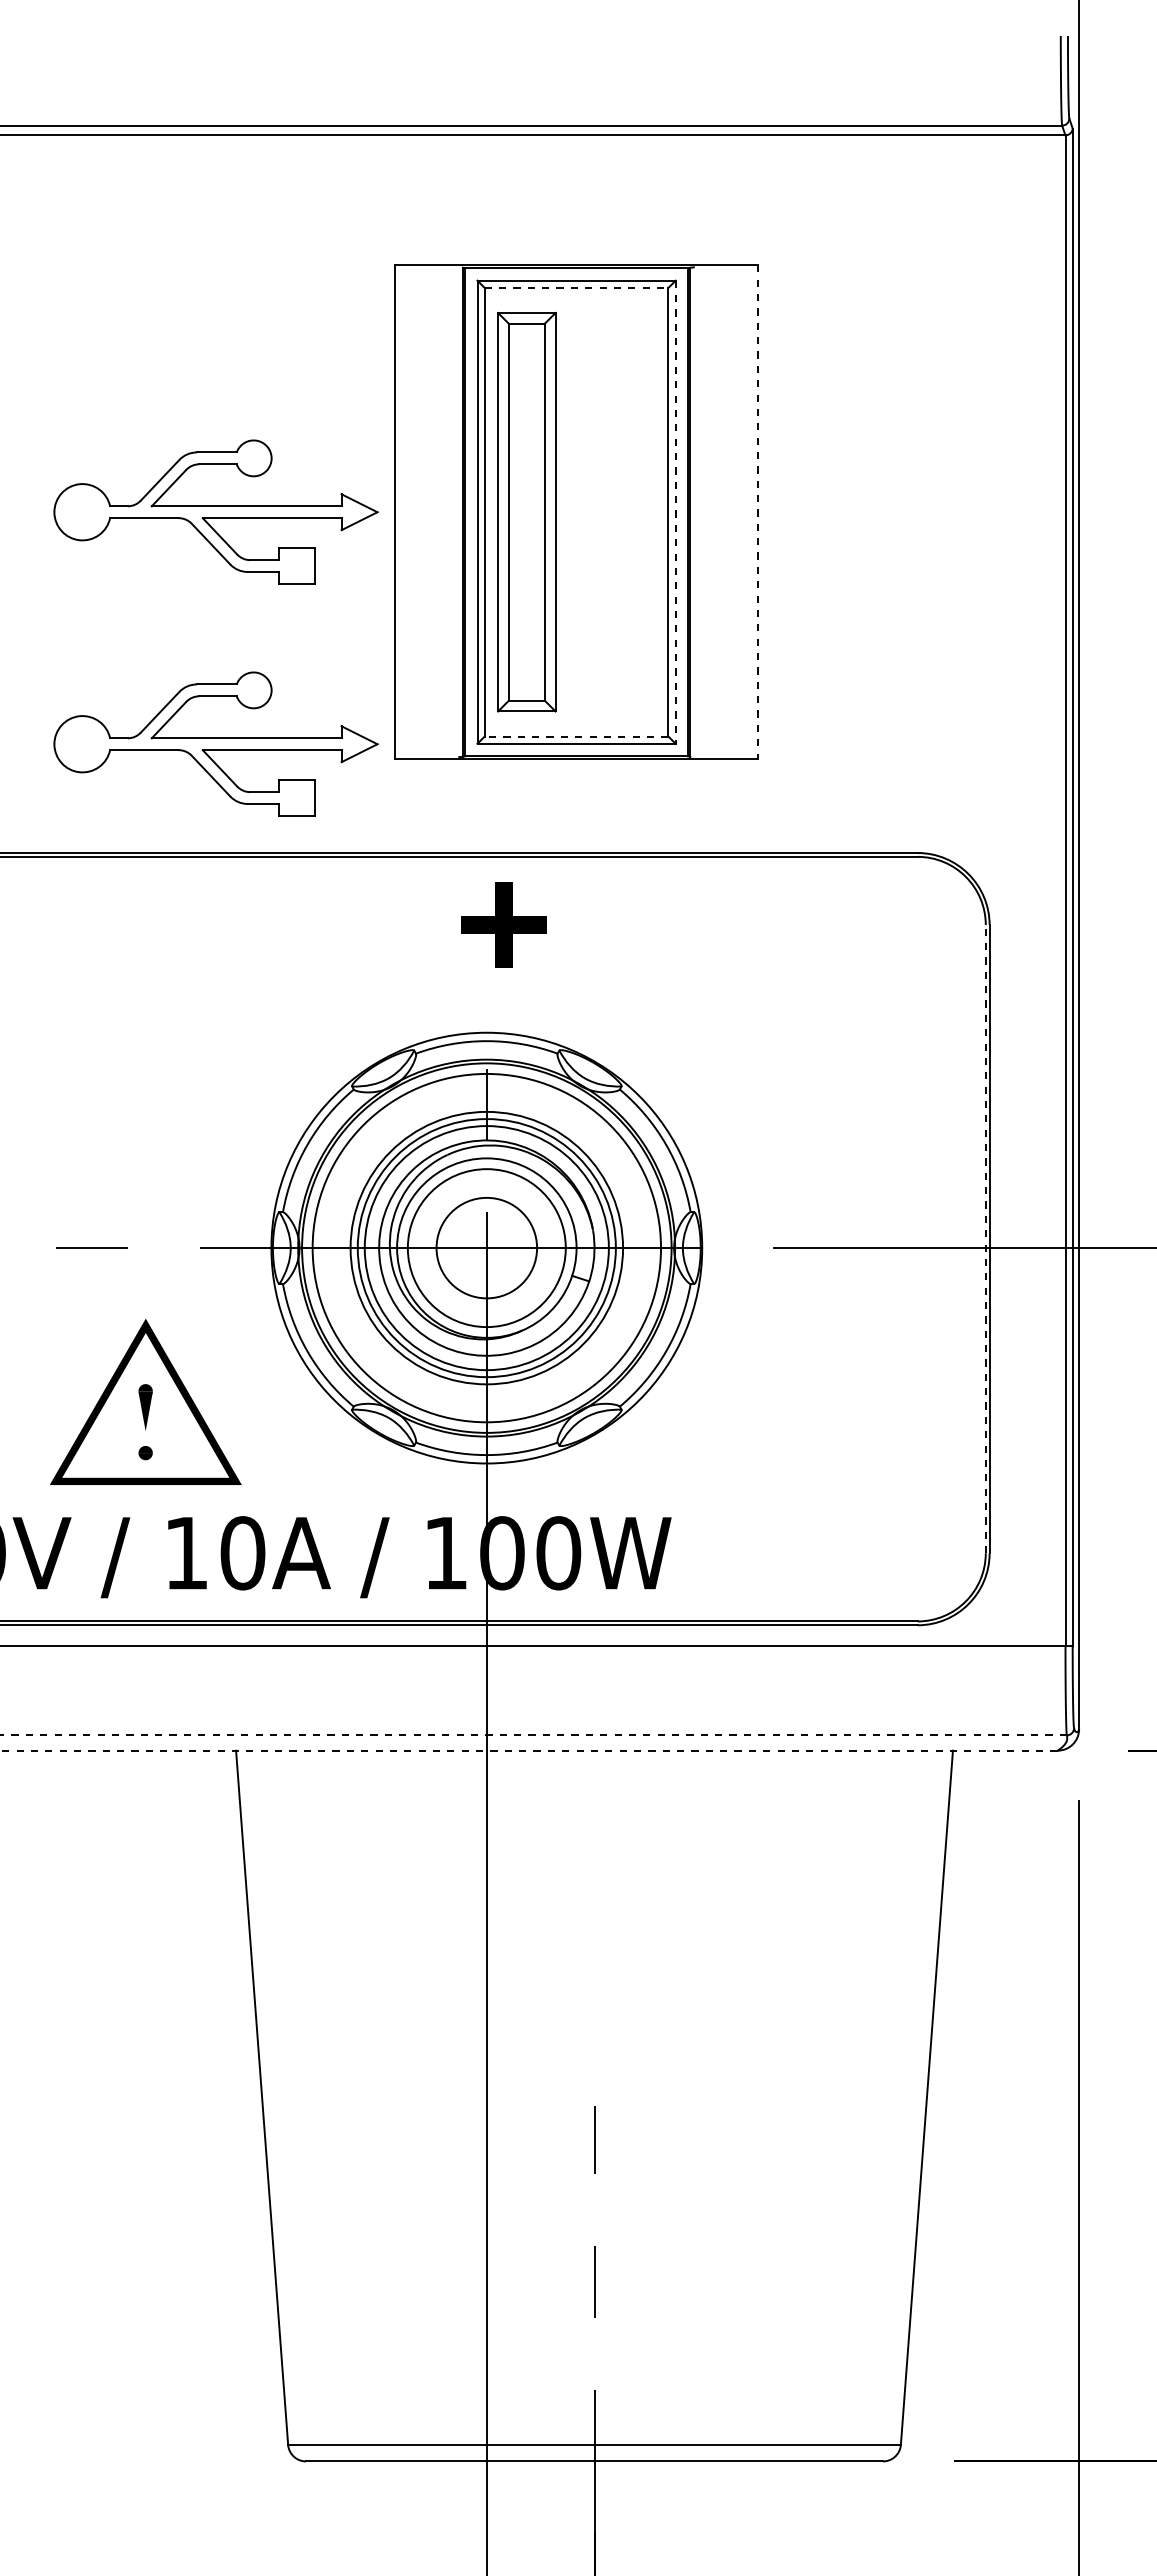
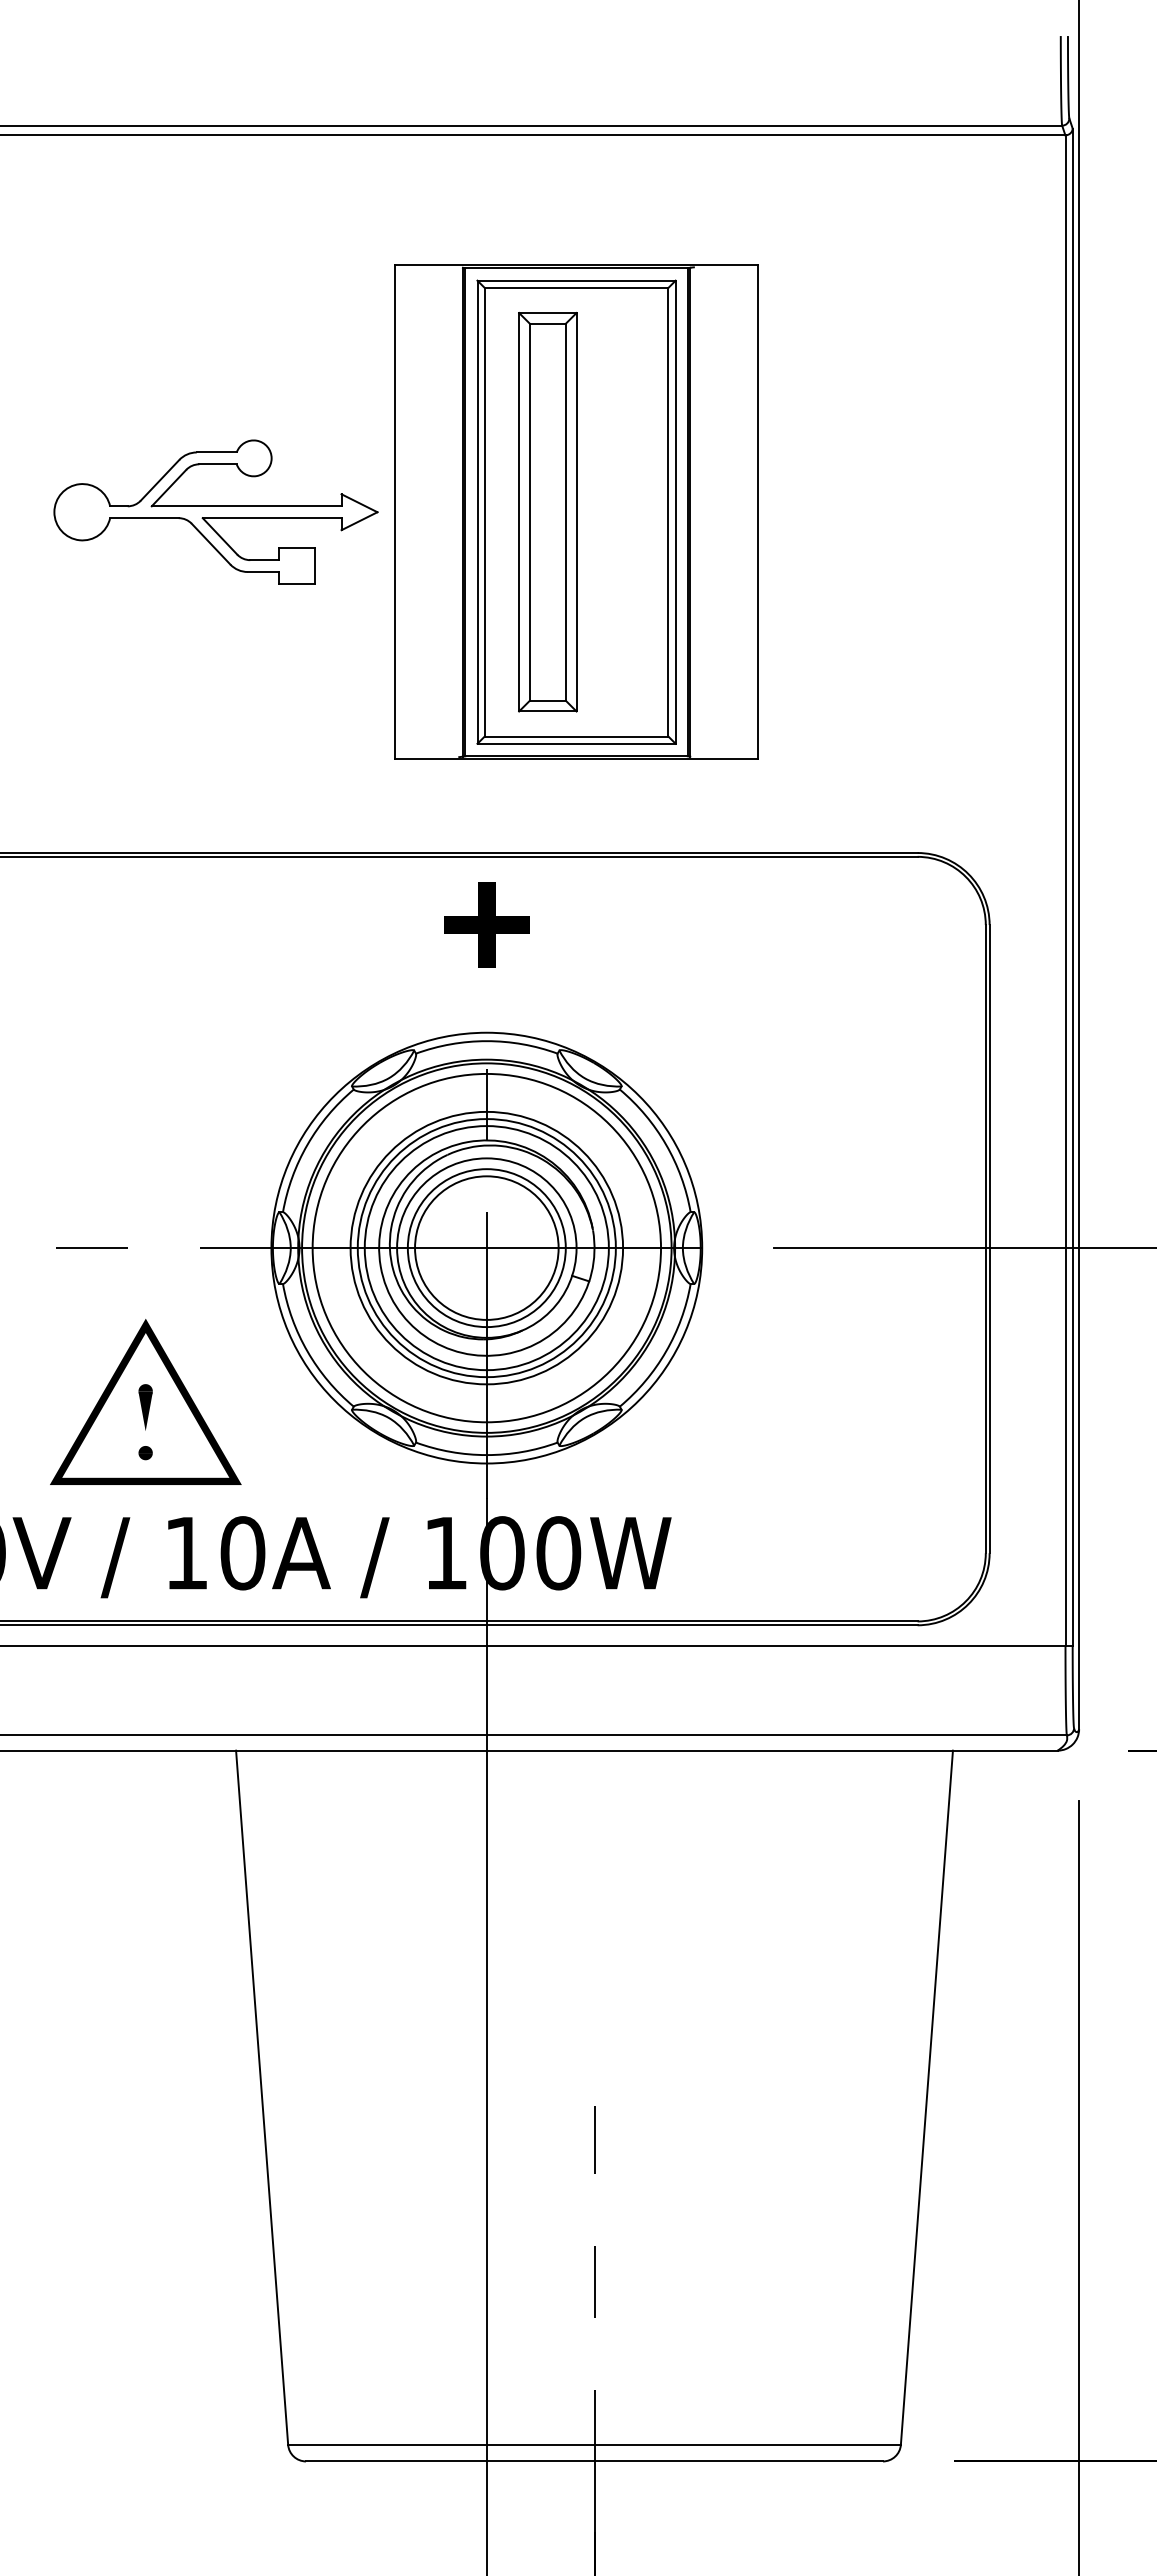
line: dashed -> solid (576, 287)
part position: (526, 511) -> (547, 511) (547, 511)
line: dashed -> solid (675, 512)
line: dashed -> solid (757, 512)
line: dashed -> solid (576, 736)
part: present -> none (215, 743)
part position: (503, 924) -> (486, 924) (486, 924)
line: dashed -> solid (985, 1238)
circle diameter: 101 px -> 144 px (486, 1247)
line: dashed -> solid (533, 1735)
line: dashed -> solid (529, 1750)
